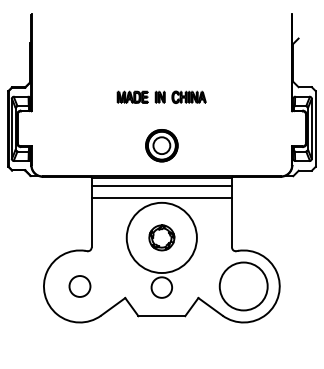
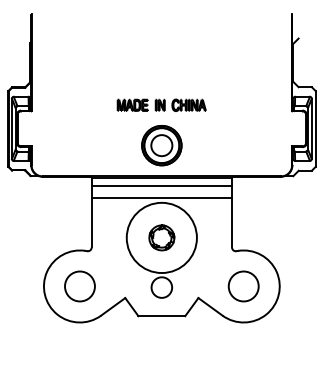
part position: (161, 96) -> (161, 104) (161, 104)
part size: 34x34 px -> 42x42 px (161, 145)
circle size: 24x23 px -> 32x33 px (79, 286)
circle diameter: 48 px -> 30 px (243, 286)
